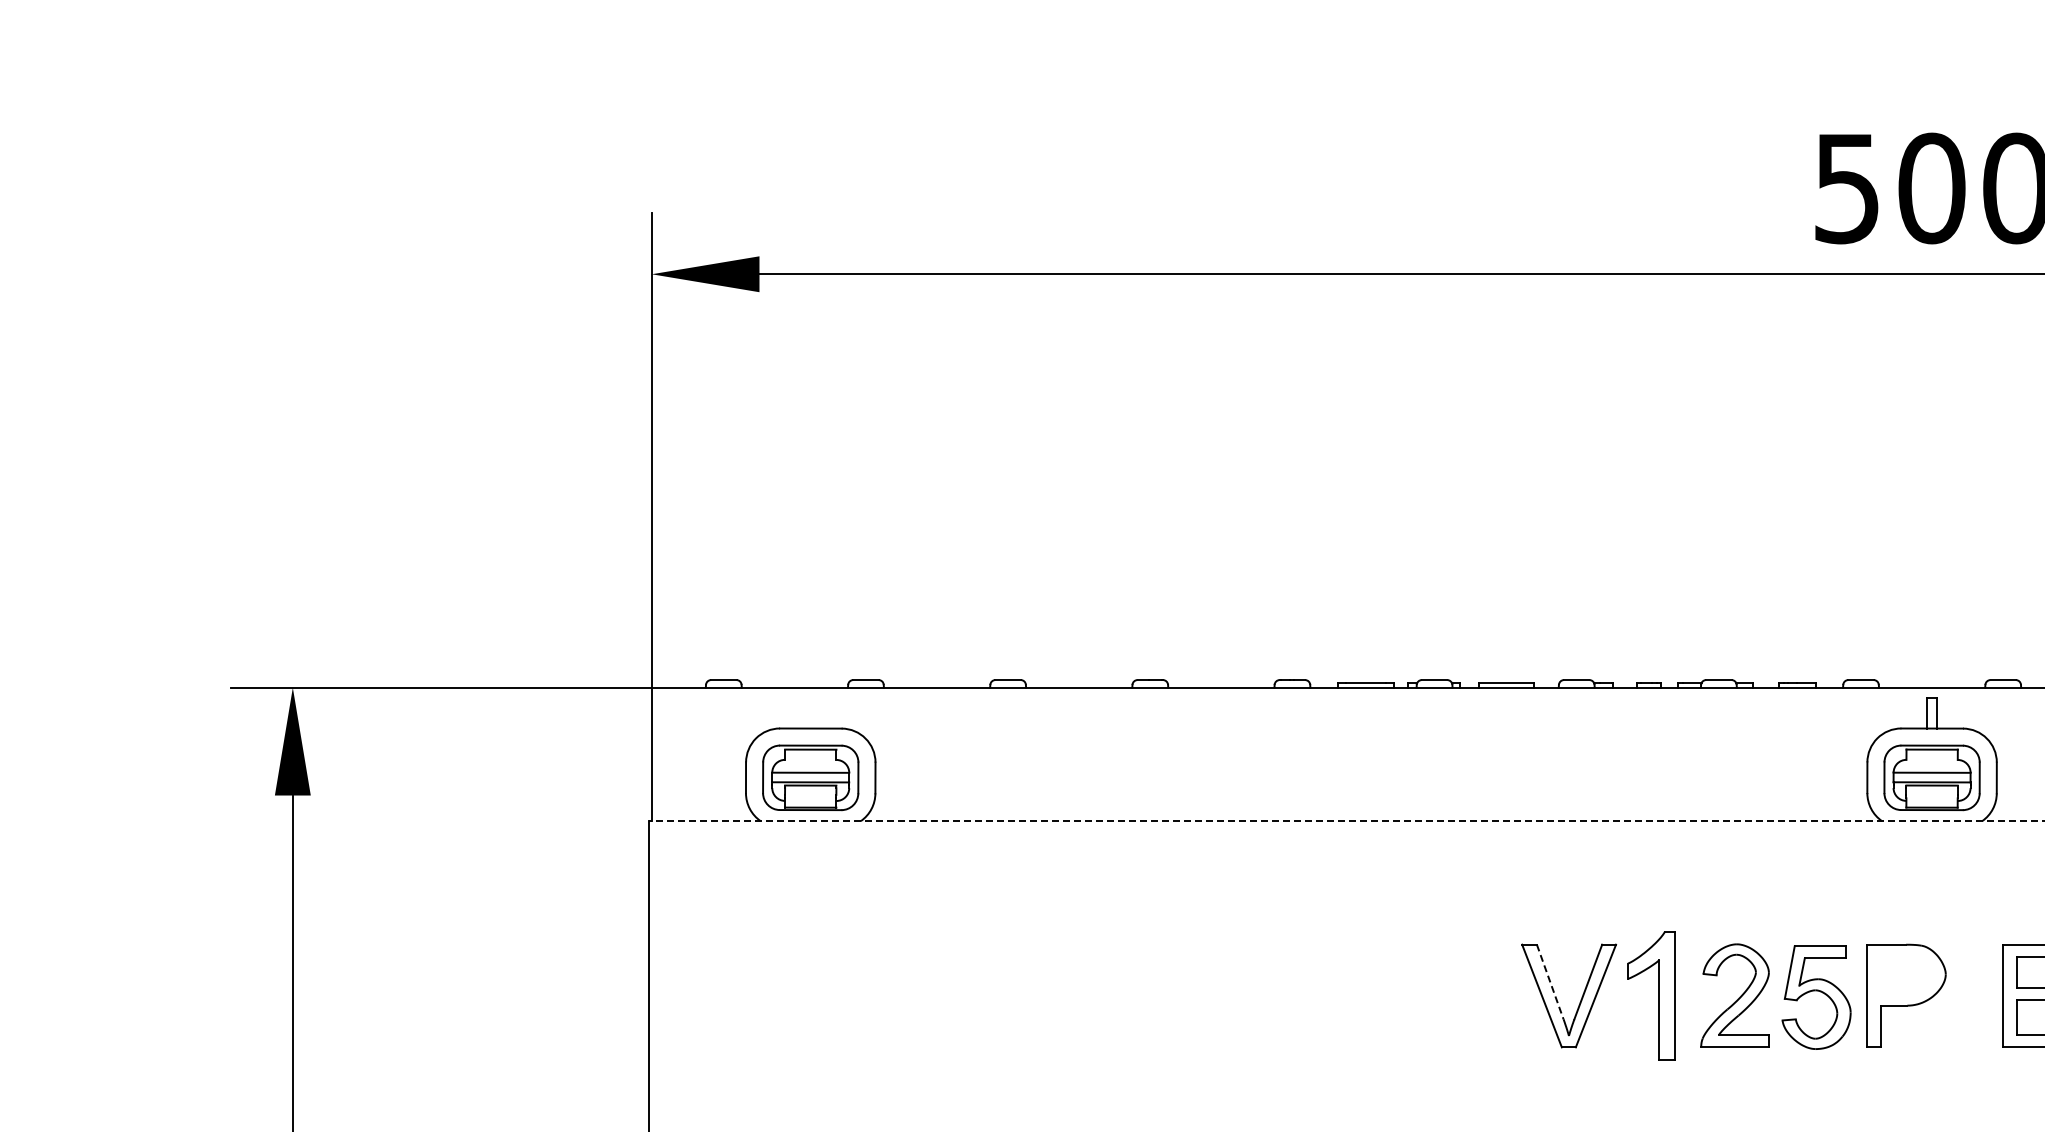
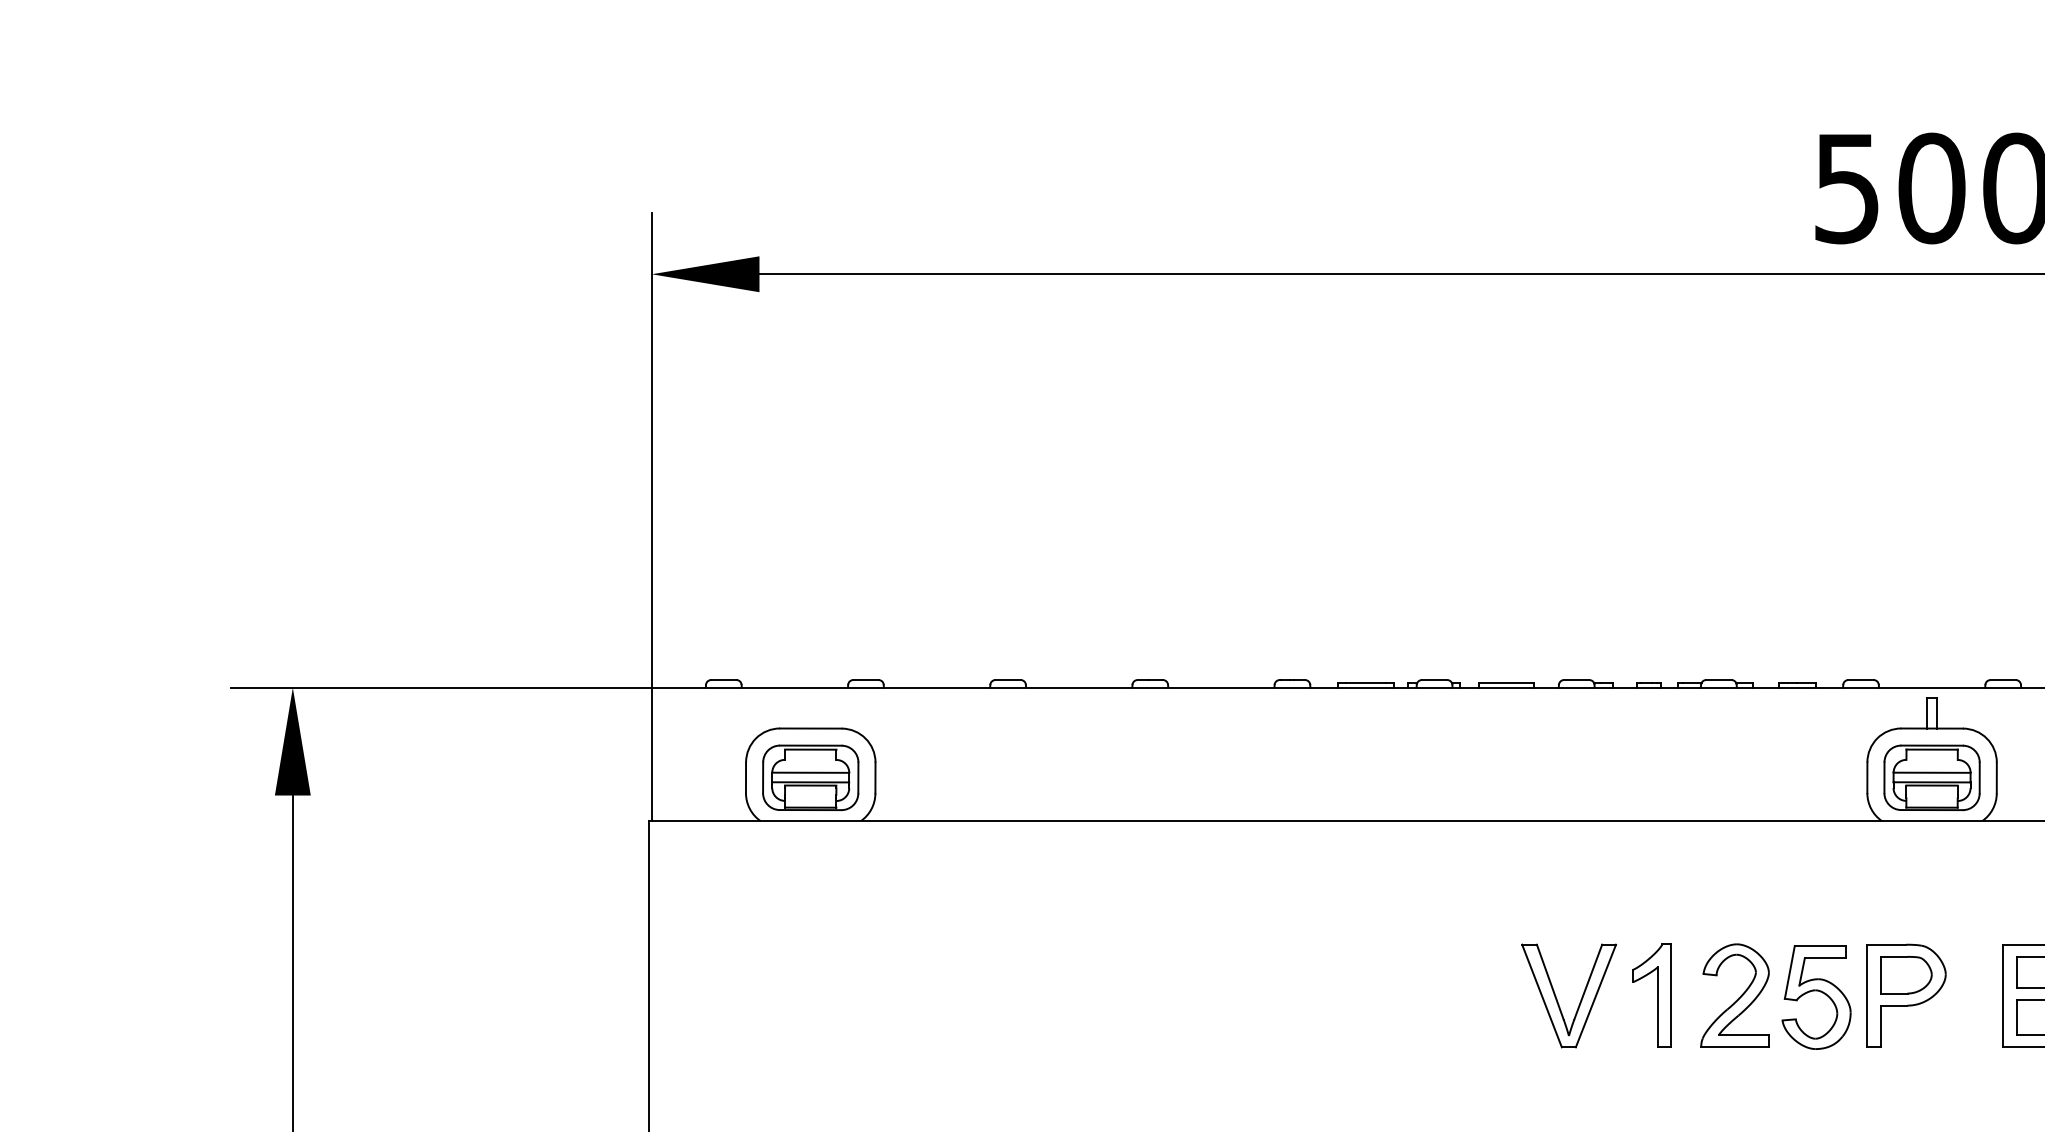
line: dashed -> solid (1346, 821)
part: none -> present (1906, 975)
line: dashed -> solid (1550, 981)
part size: 49x130 px -> 40x105 px (1651, 995)
